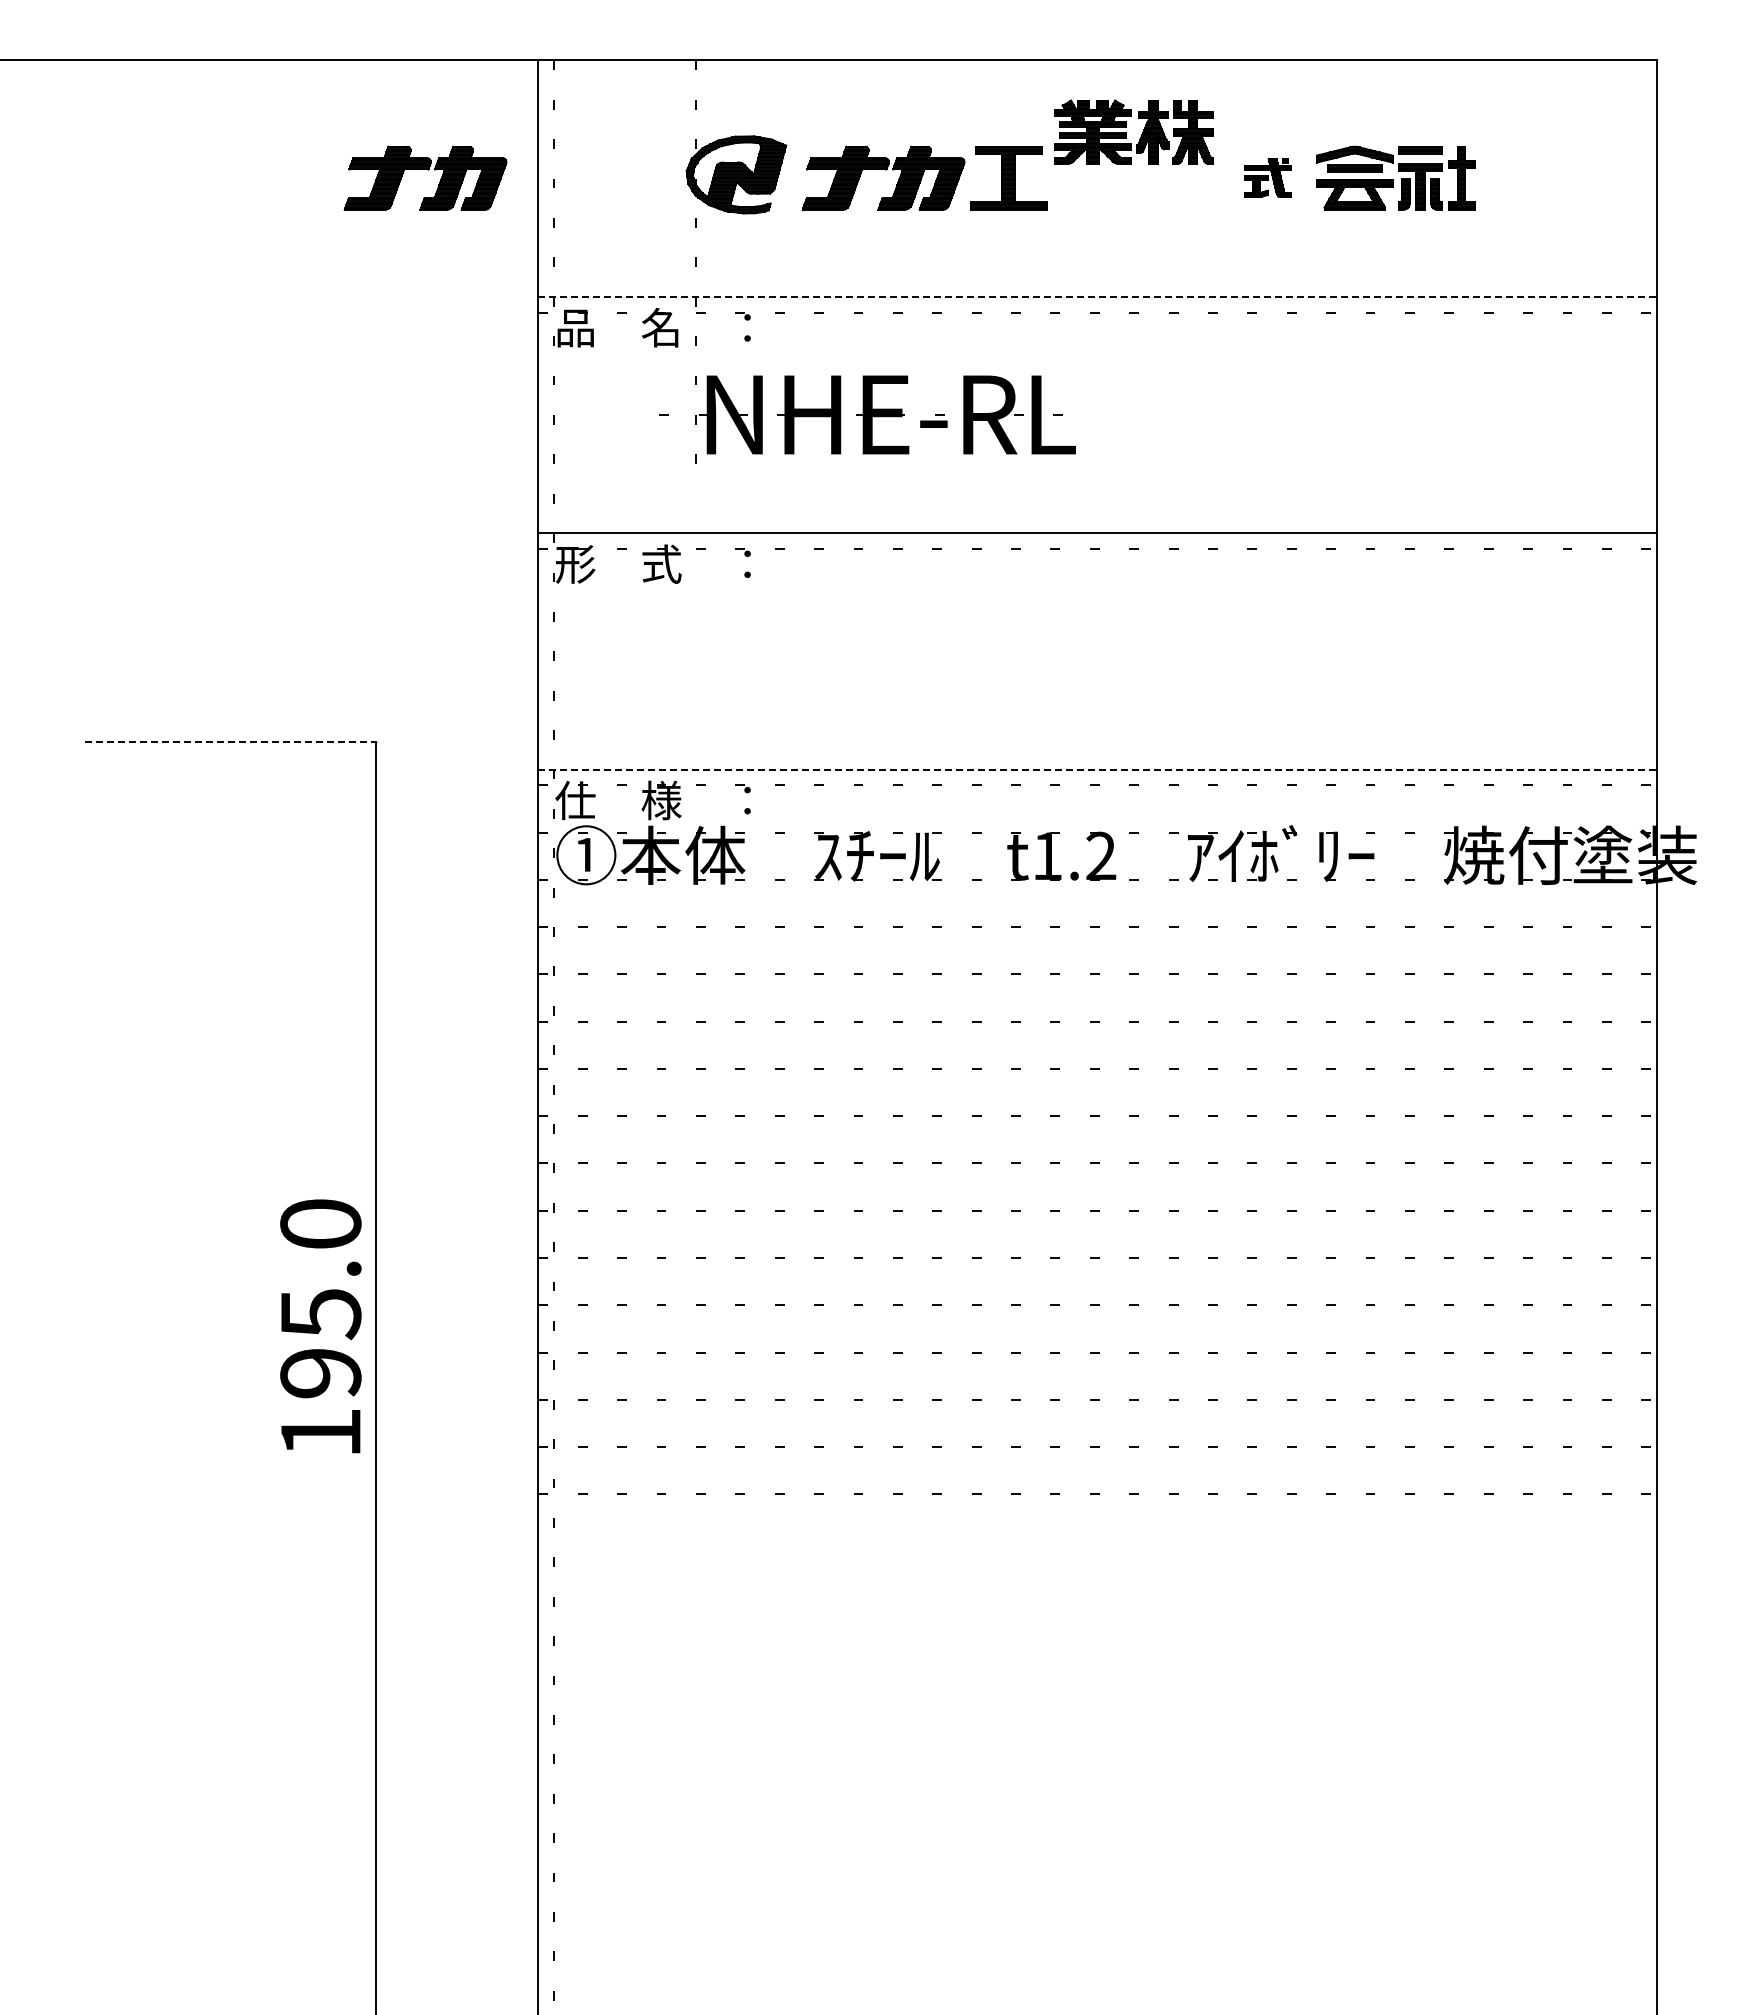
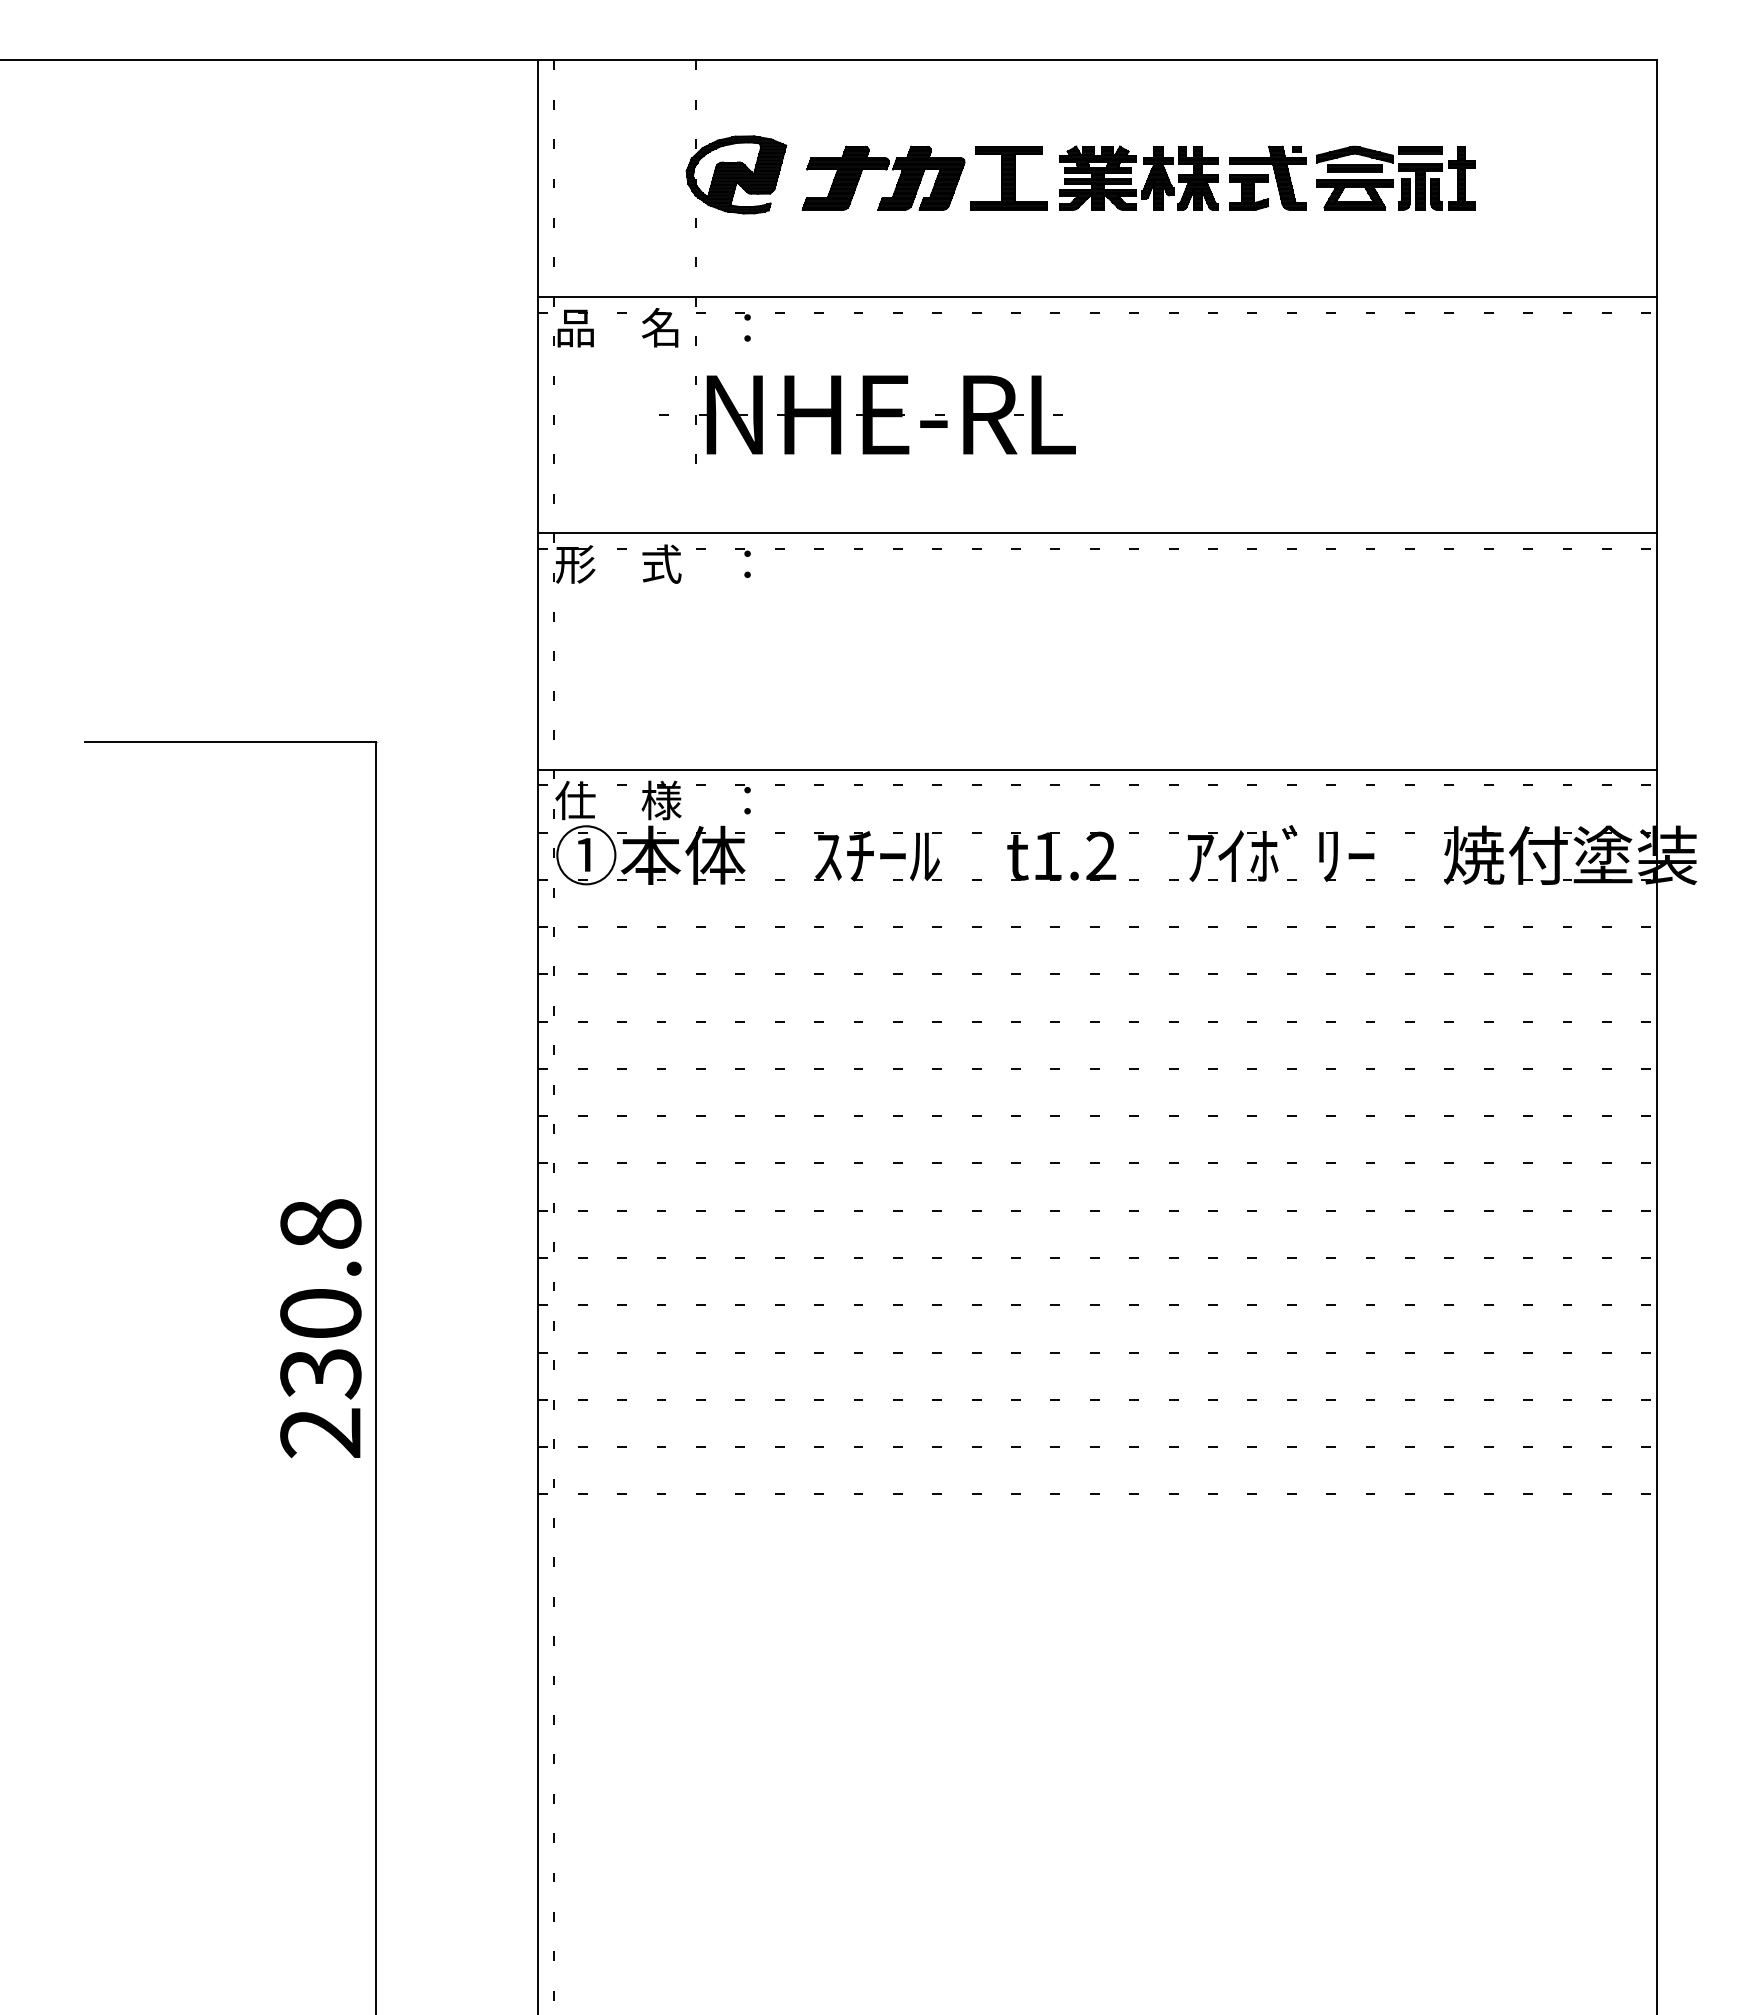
part position: (1126, 132) -> (1131, 178) (1131, 178)
part: present -> none (427, 170)
part size: 48x40 px -> 78x66 px (1267, 177)
line: dashed -> solid (1098, 296)
line: dashed -> solid (230, 742)
line: dashed -> solid (1098, 769)
text: 195.0 -> 230.8 (320, 1328)
